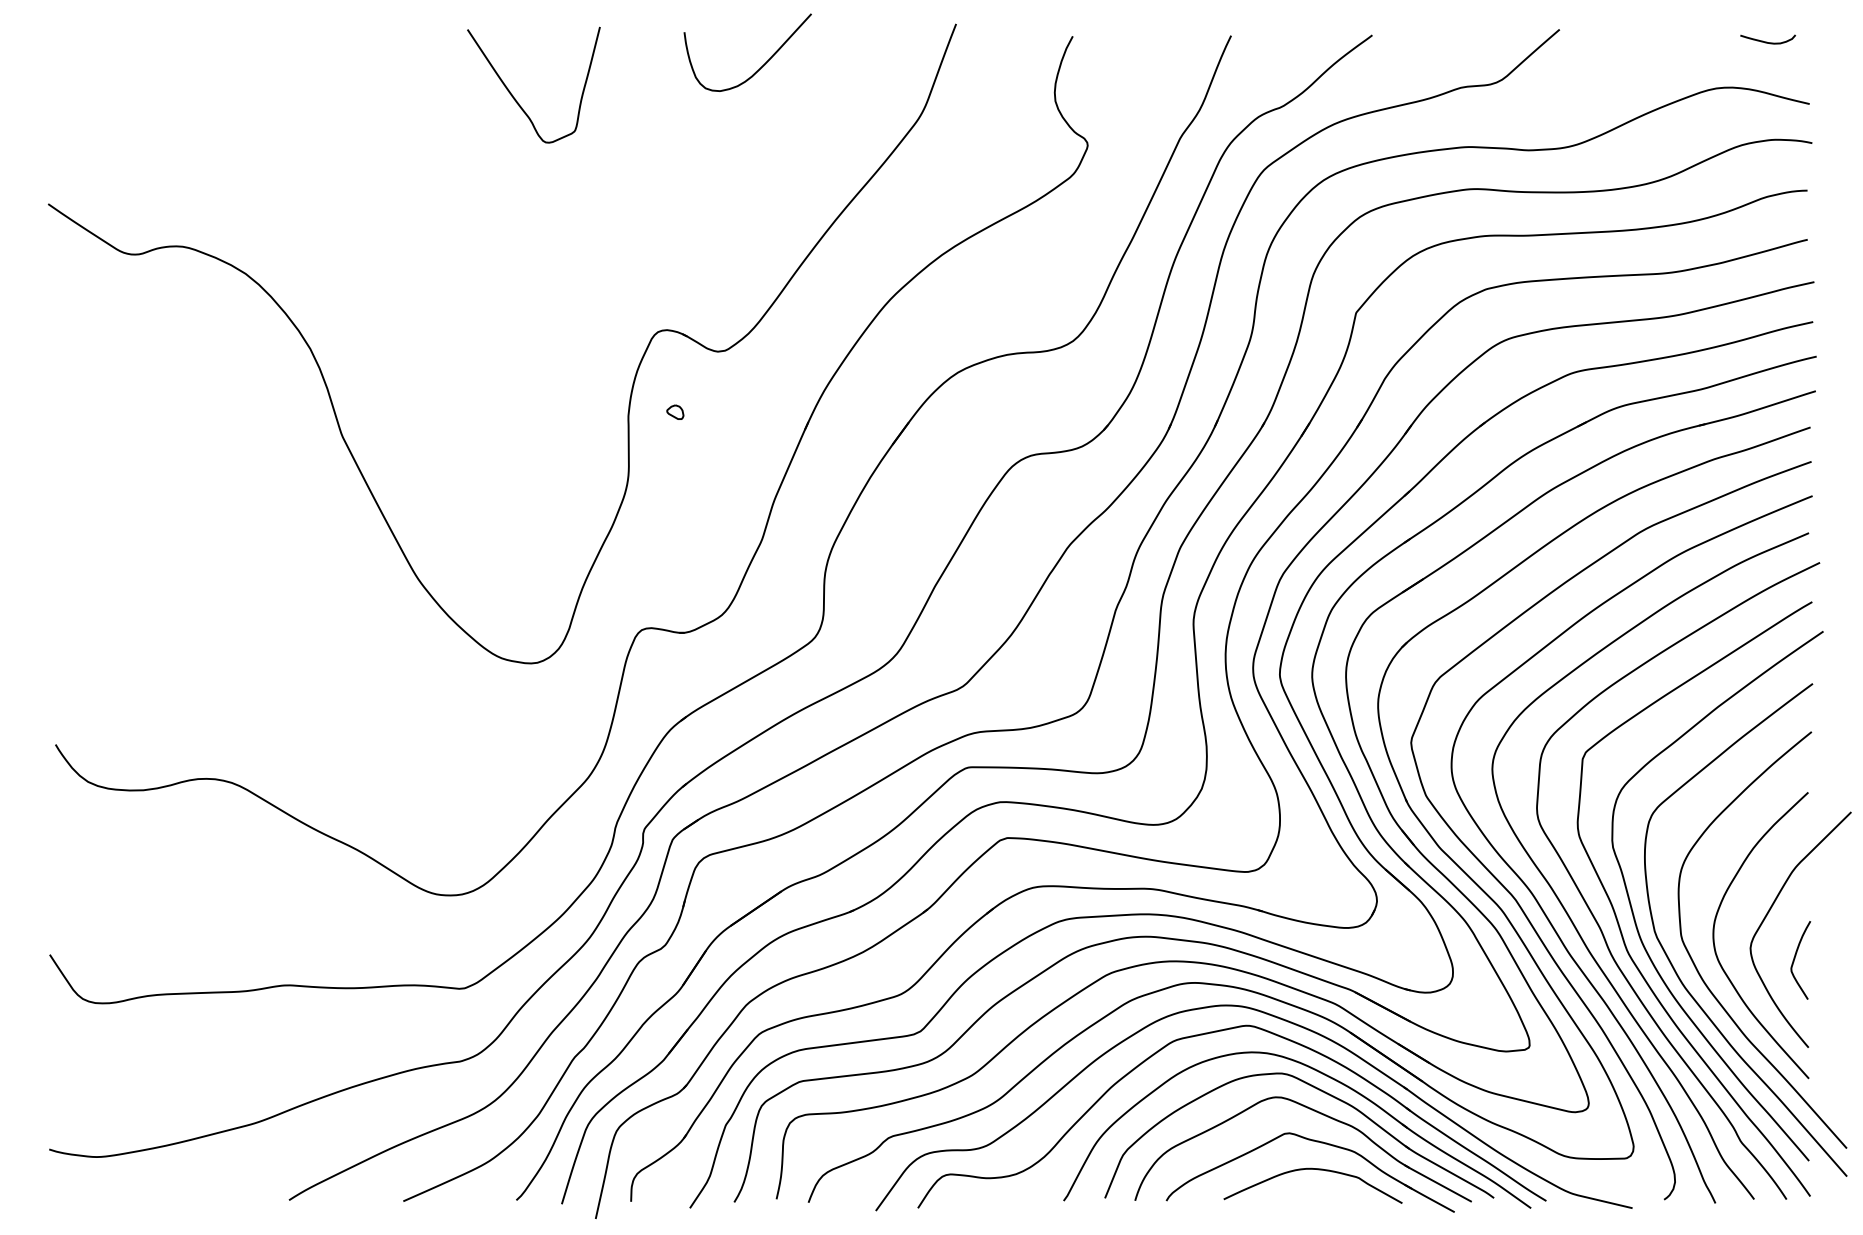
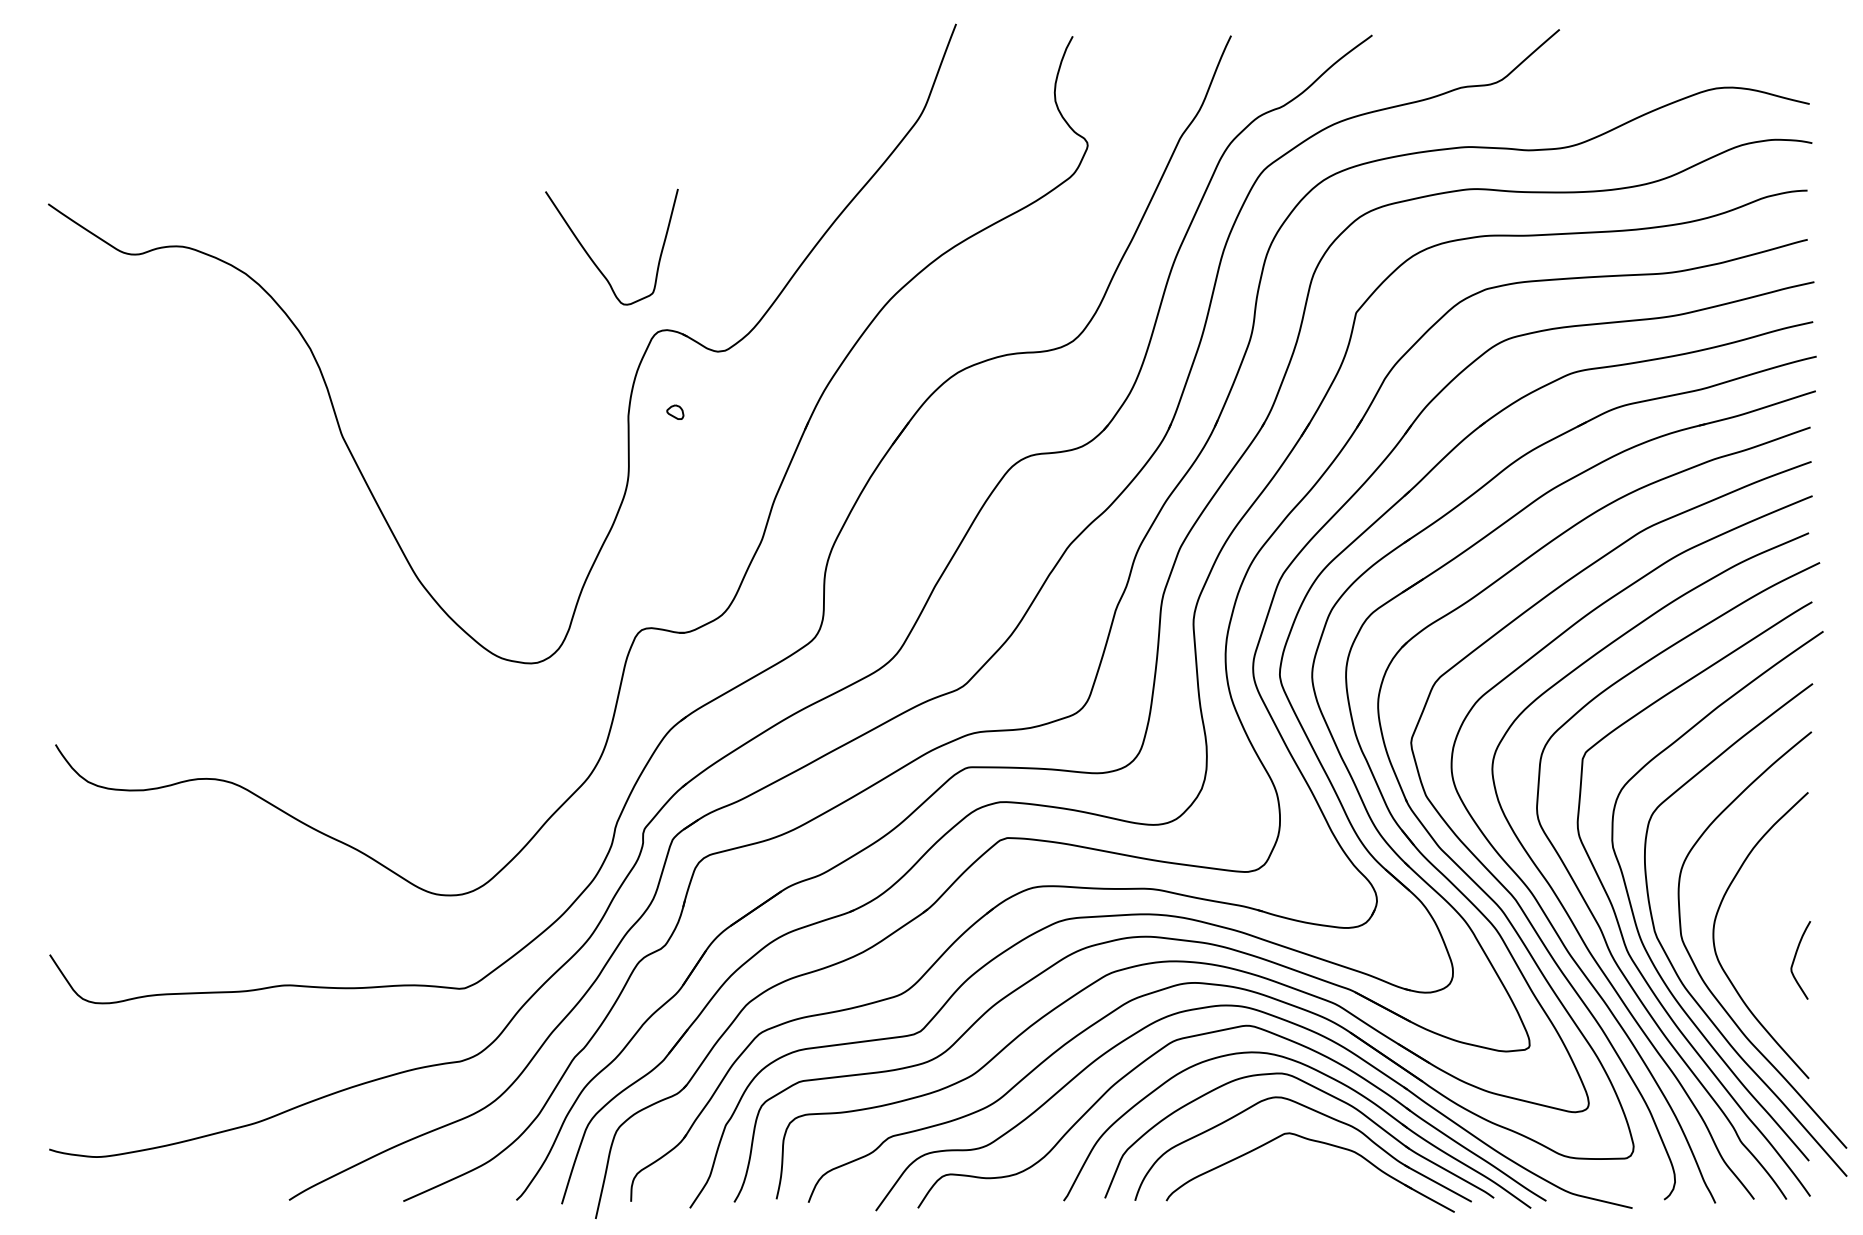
curve: present -> none (1767, 41)
curve: present -> none (761, 66)
curve position: (516, 99) -> (594, 261) (594, 261)
curve: present -> none (1769, 912)
curve: present -> none (1312, 1169)
